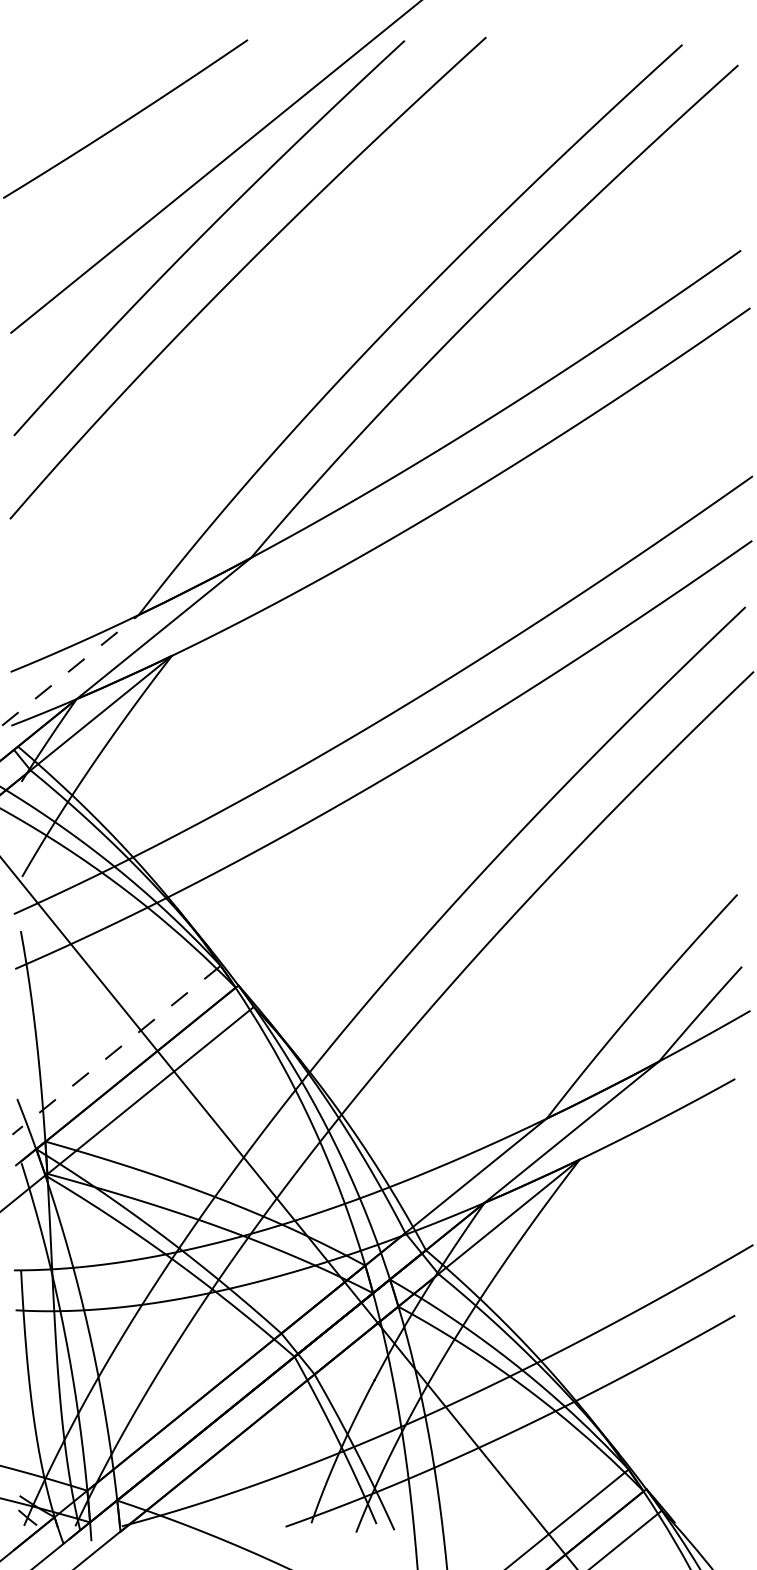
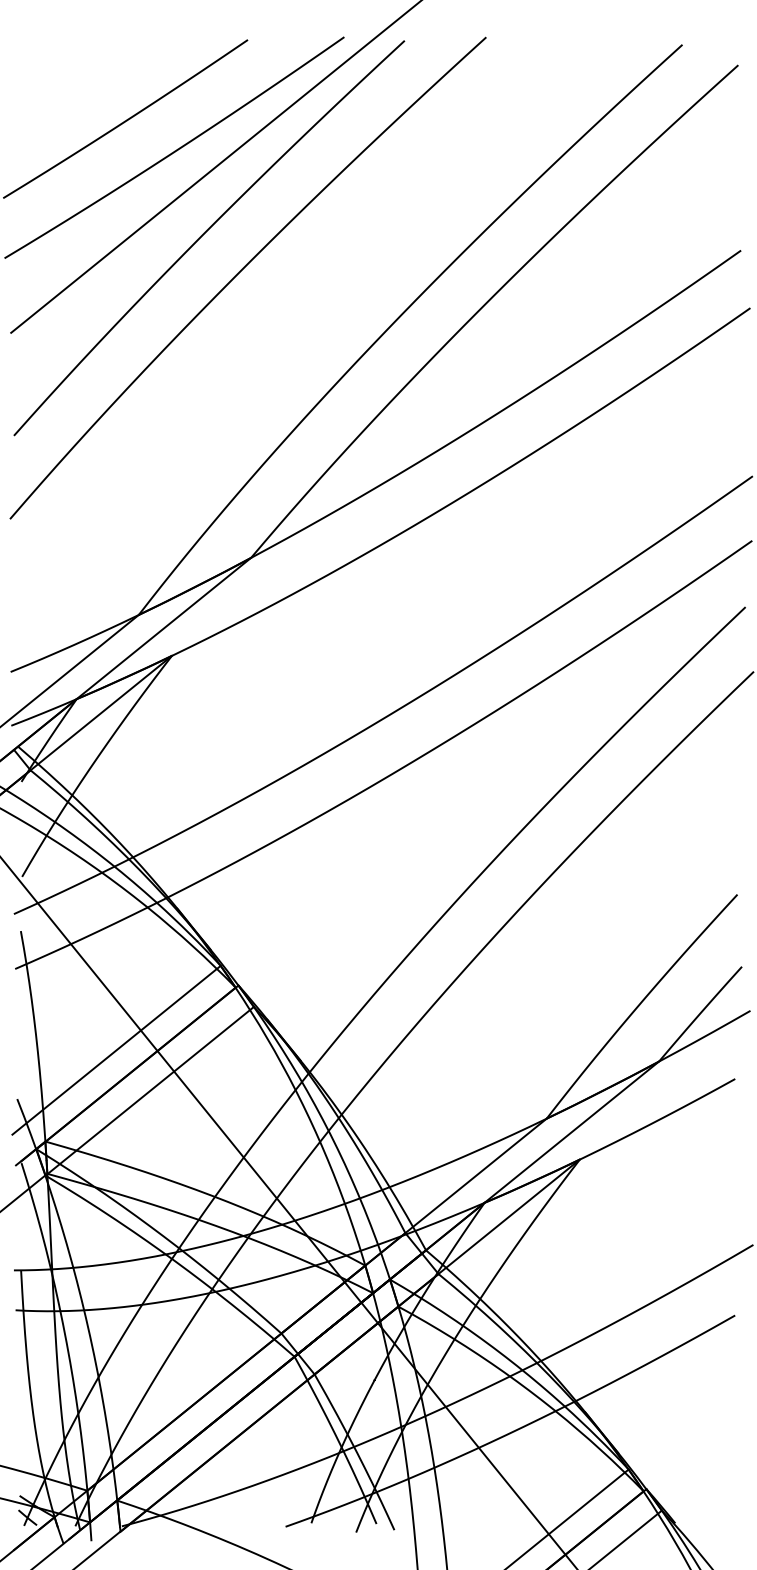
curve: none -> present (176, 149)
line: dashed -> solid (69, 670)
line: dashed -> solid (116, 1050)
